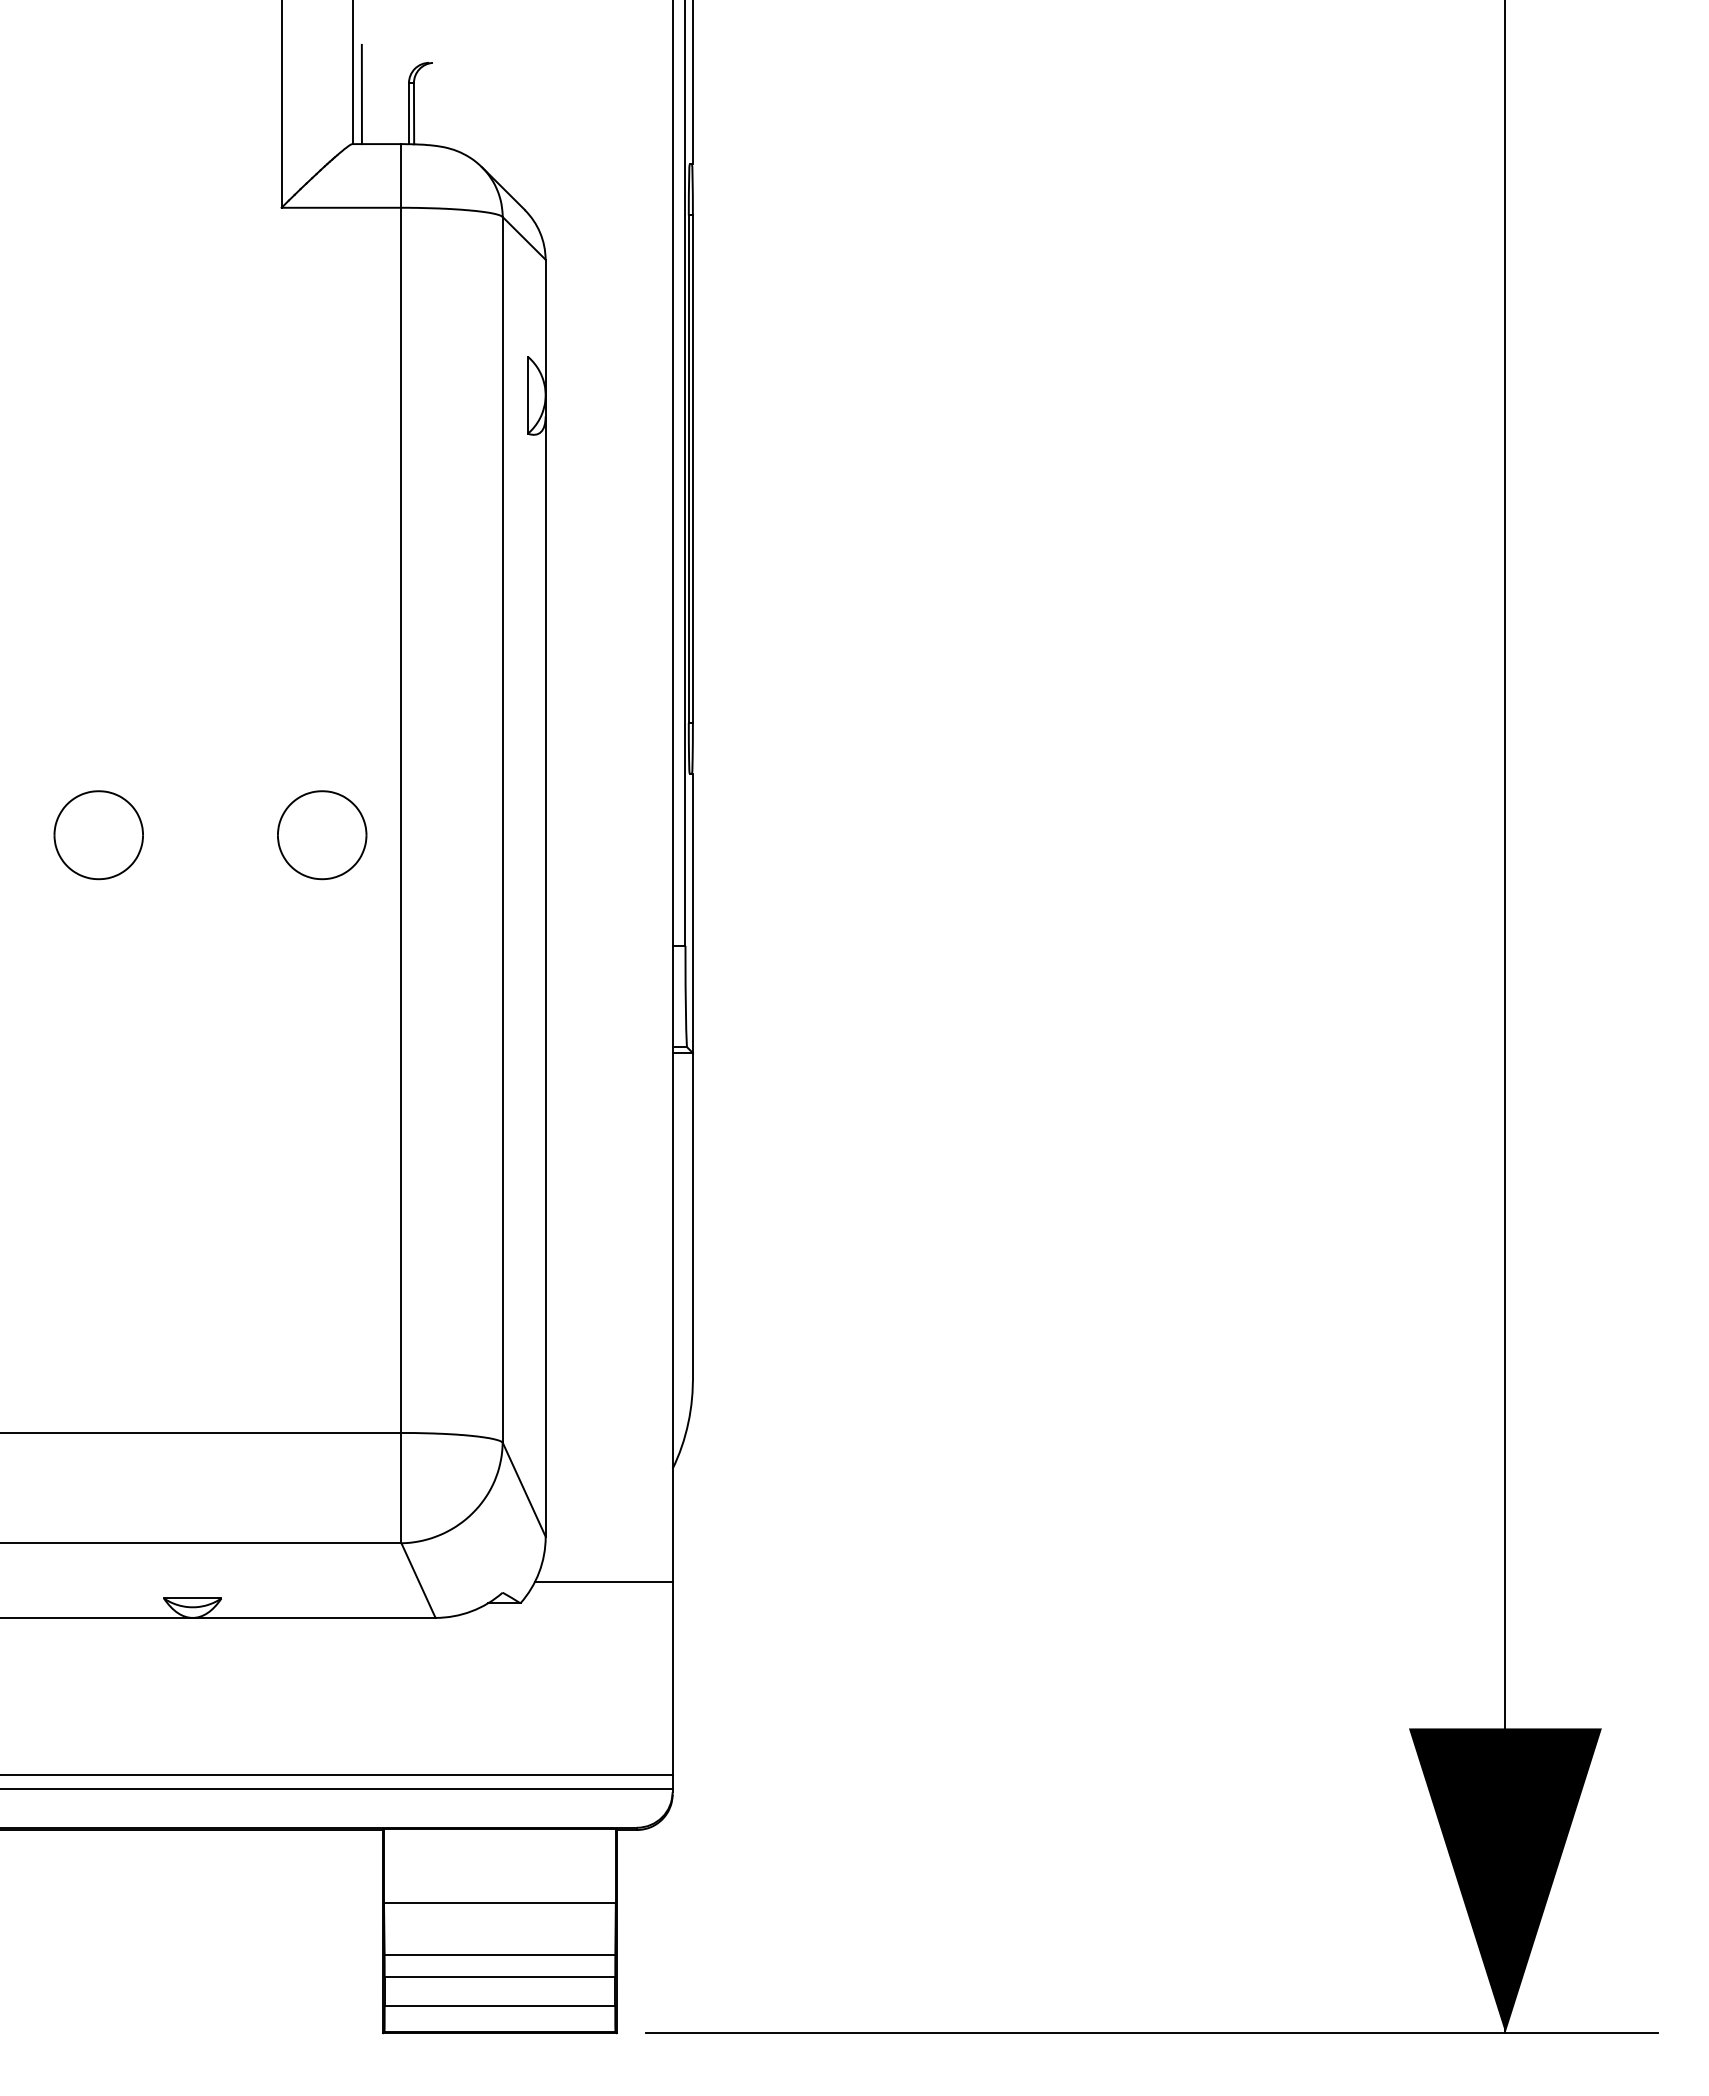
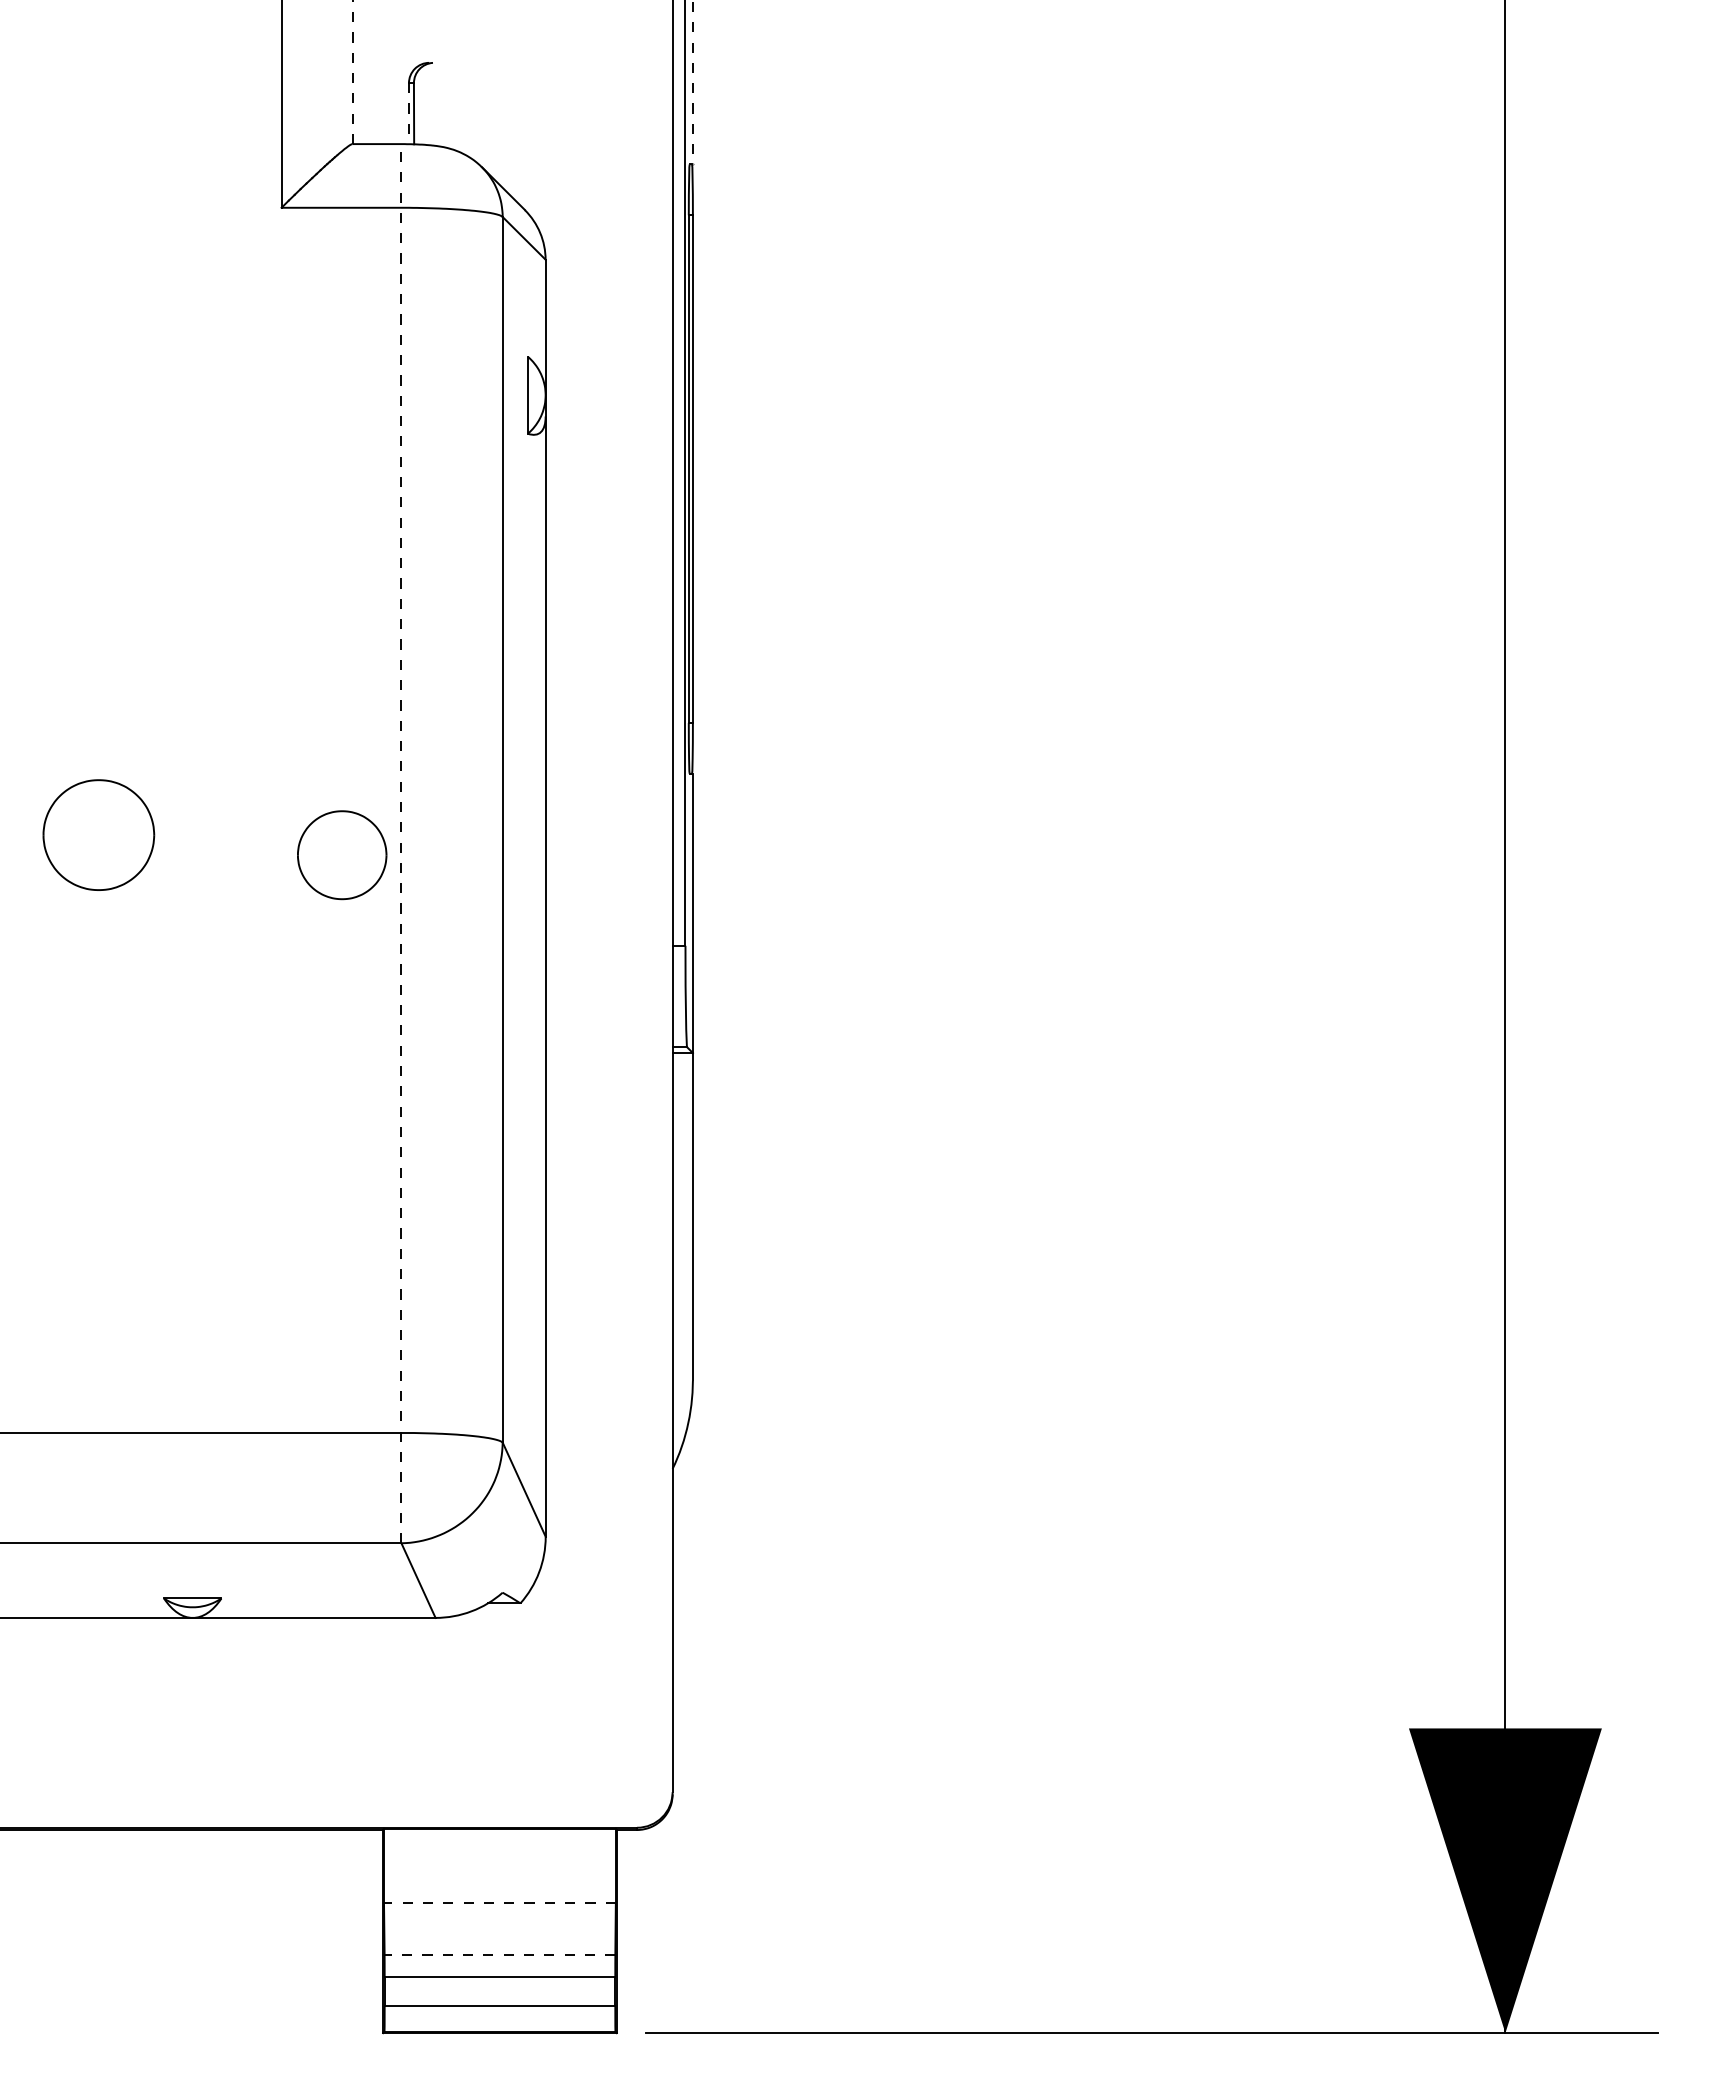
line: solid -> dashed (352, 72)
line: solid -> dashed (692, 82)
line: present -> none (361, 94)
line: solid -> dashed (408, 113)
part size: 91x91 px -> 114x112 px (98, 834)
part position: (322, 835) -> (342, 855) (342, 855)
line: solid -> dashed (401, 843)
line: present -> none (603, 1581)
line: present -> none (337, 1775)
line: present -> none (337, 1789)
line: solid -> dashed (499, 1903)
line: solid -> dashed (499, 1954)
